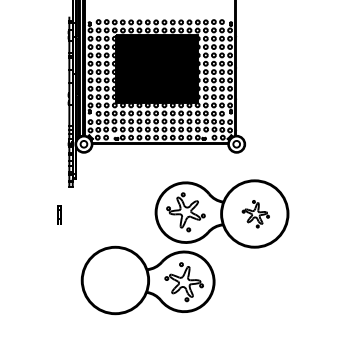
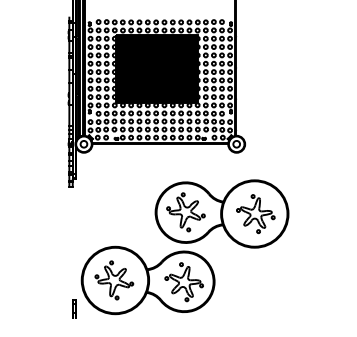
line position: (58, 214) -> (73, 308) (73, 308)
part size: 29x29 px -> 40x41 px (255, 214)
part: none -> present (114, 280)
